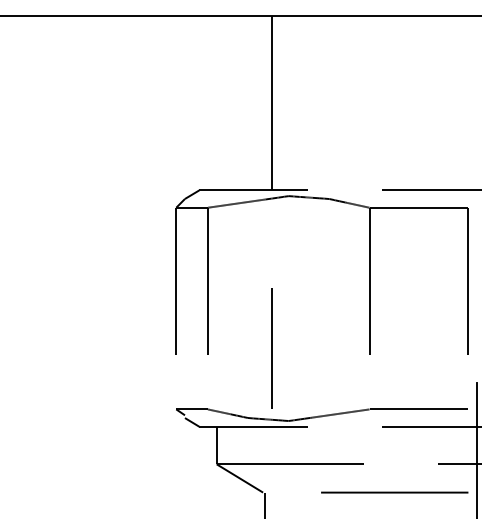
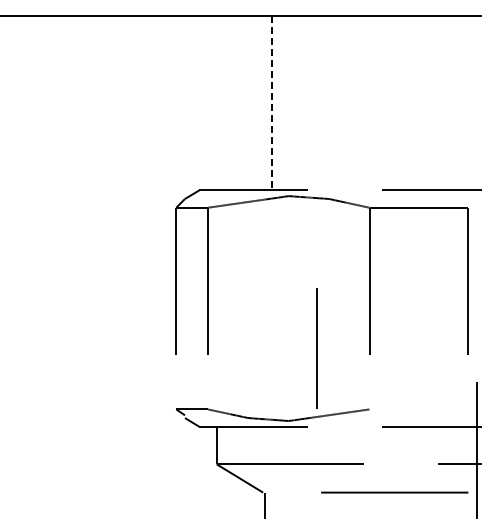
line: solid -> dashed (271, 103)
line position: (271, 348) -> (316, 348) (316, 348)
line: present -> none (418, 409)
